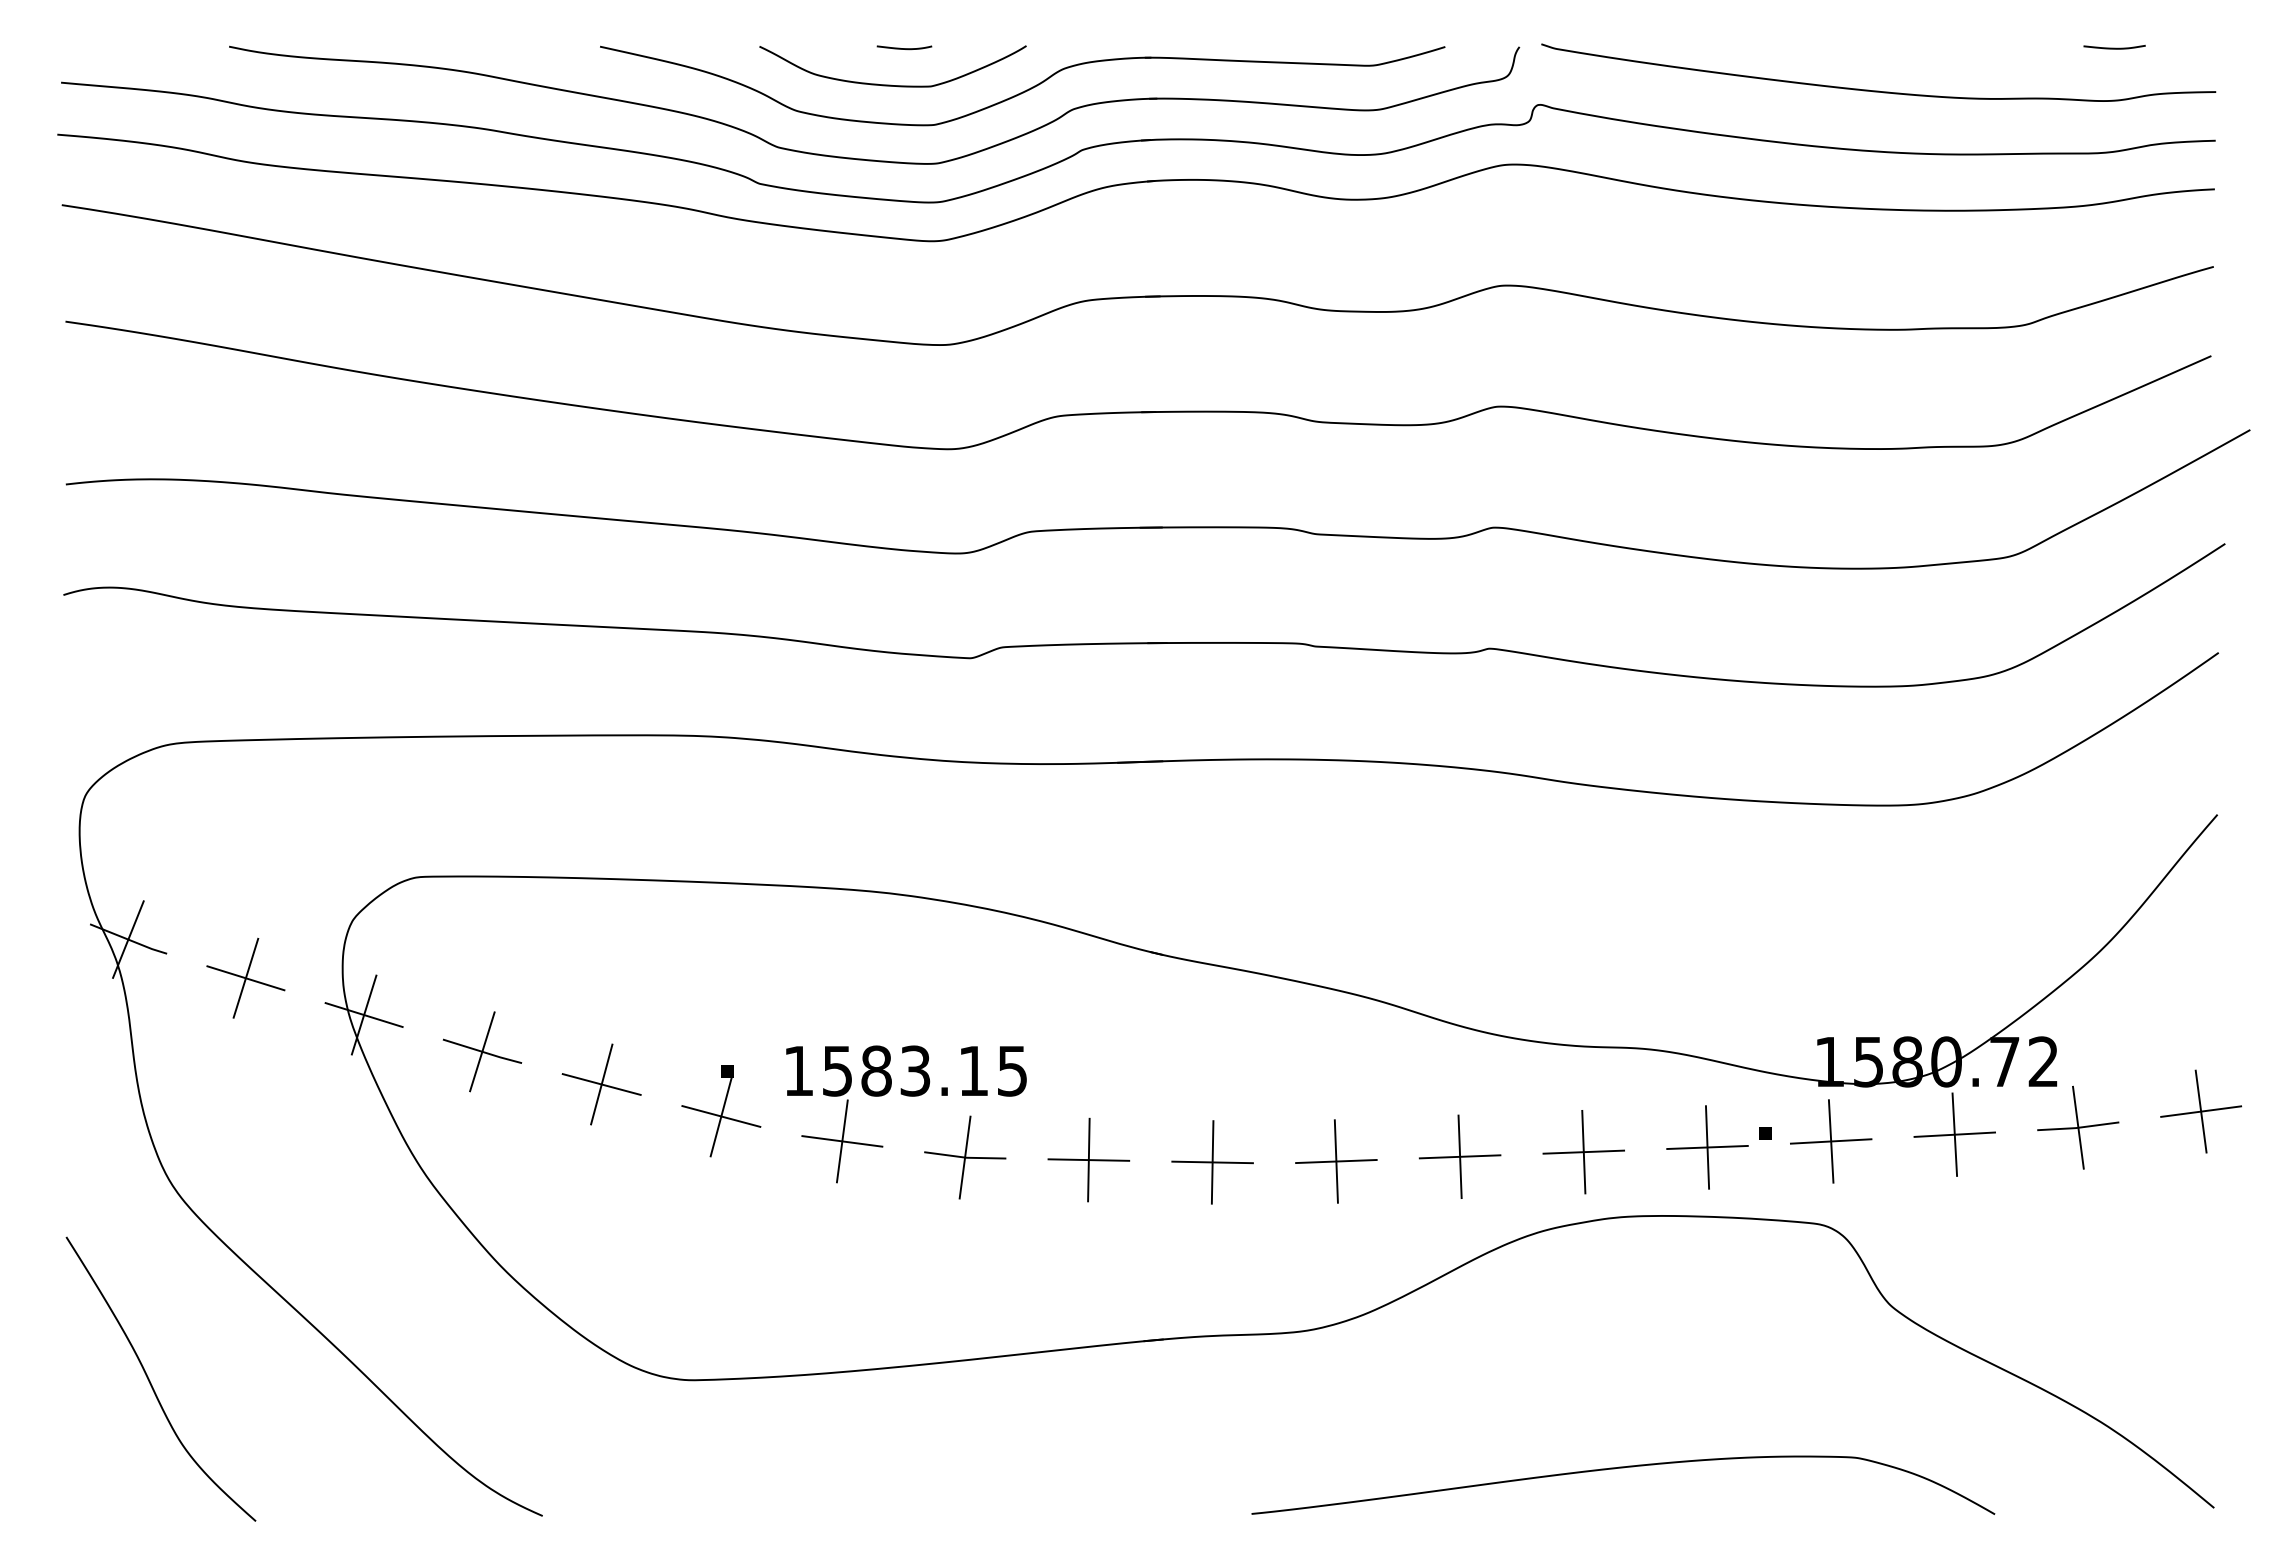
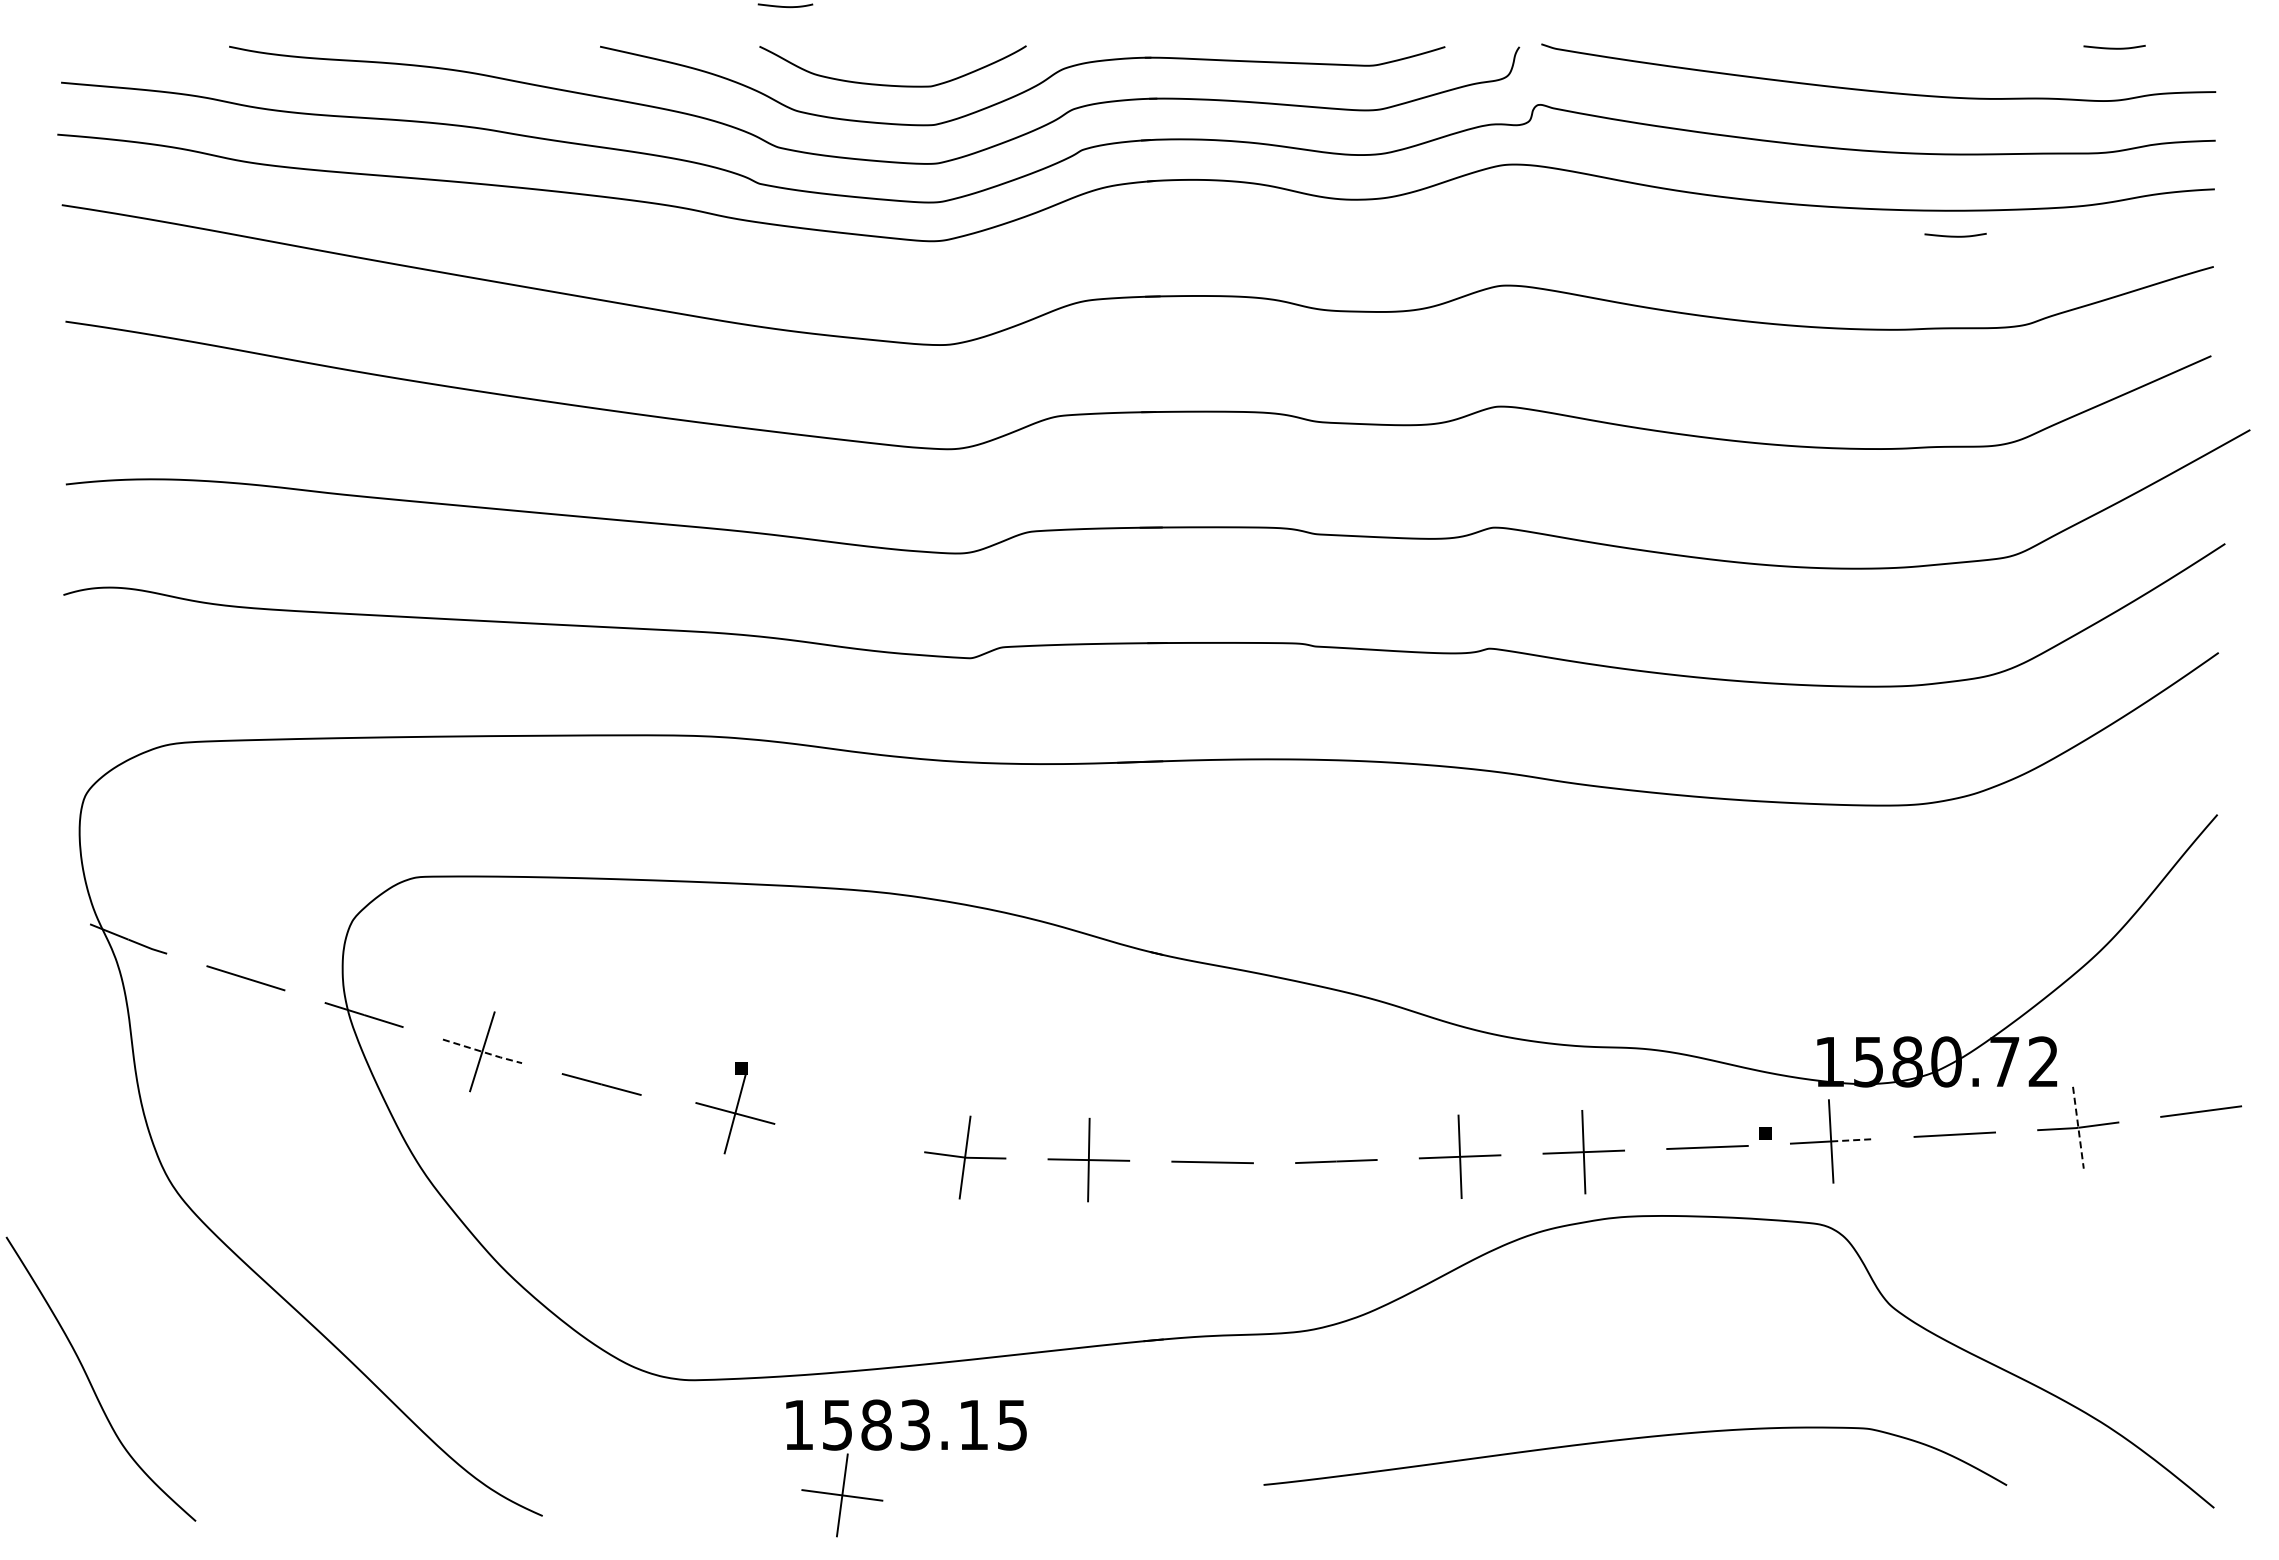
curve position: (904, 48) -> (785, 6) (785, 6)
curve: none -> present (1955, 235)
line: present -> none (128, 939)
line: present -> none (245, 977)
line: present -> none (363, 1014)
line: solid -> dashed (483, 1052)
line: present -> none (601, 1084)
part position: (907, 1096) -> (907, 1450) (907, 1450)
part position: (721, 1111) -> (735, 1108) (735, 1108)
line: present -> none (2200, 1111)
line: solid -> dashed (2078, 1128)
line: present -> none (1954, 1134)
line: solid -> dashed (1851, 1140)
line: present -> none (1707, 1147)
line: present -> none (1335, 1161)
line: present -> none (1212, 1162)
curve position: (150, 1380) -> (90, 1380) (90, 1380)
curve position: (1623, 1468) -> (1635, 1439) (1635, 1439)
